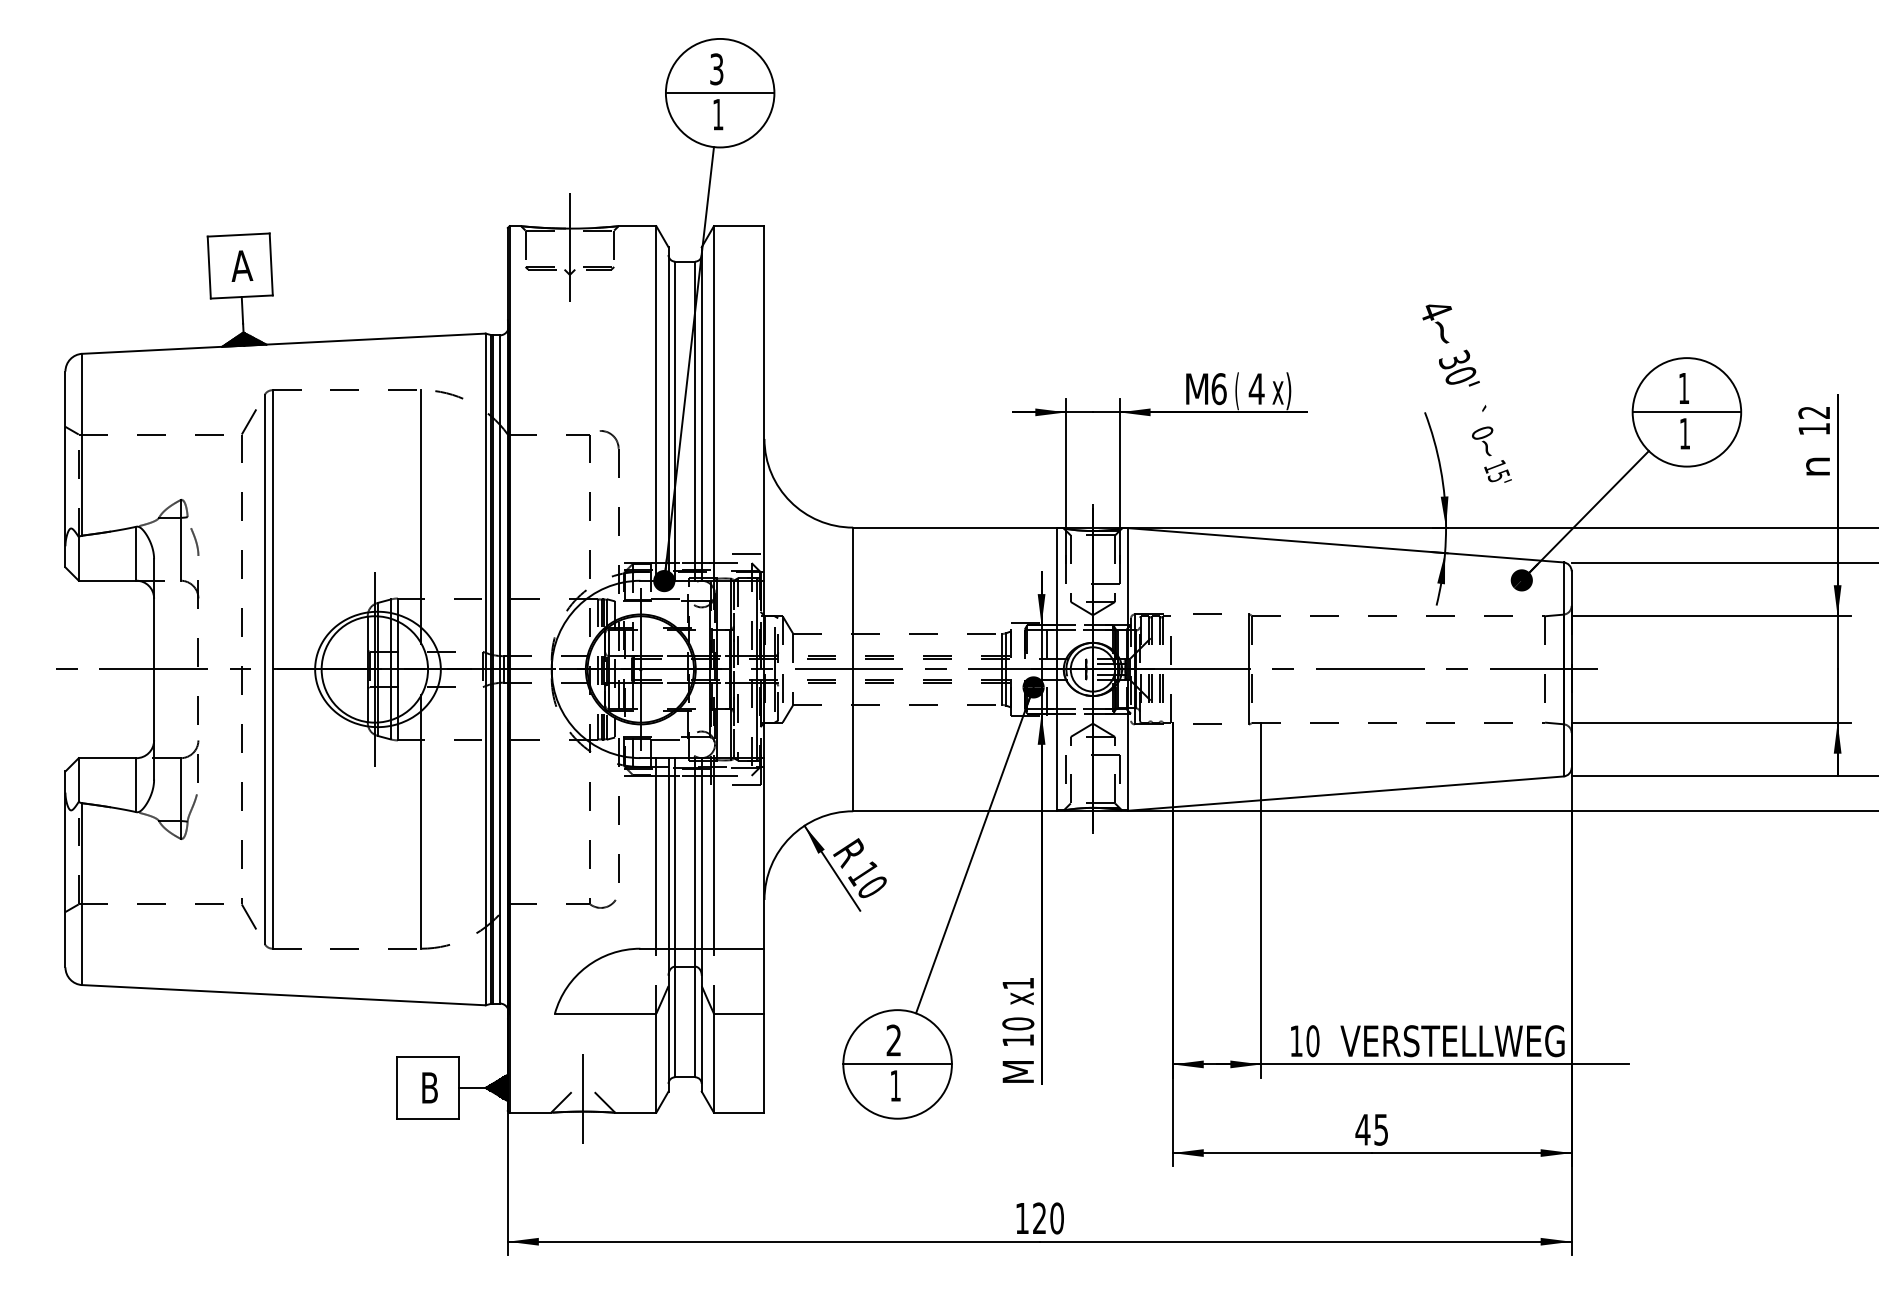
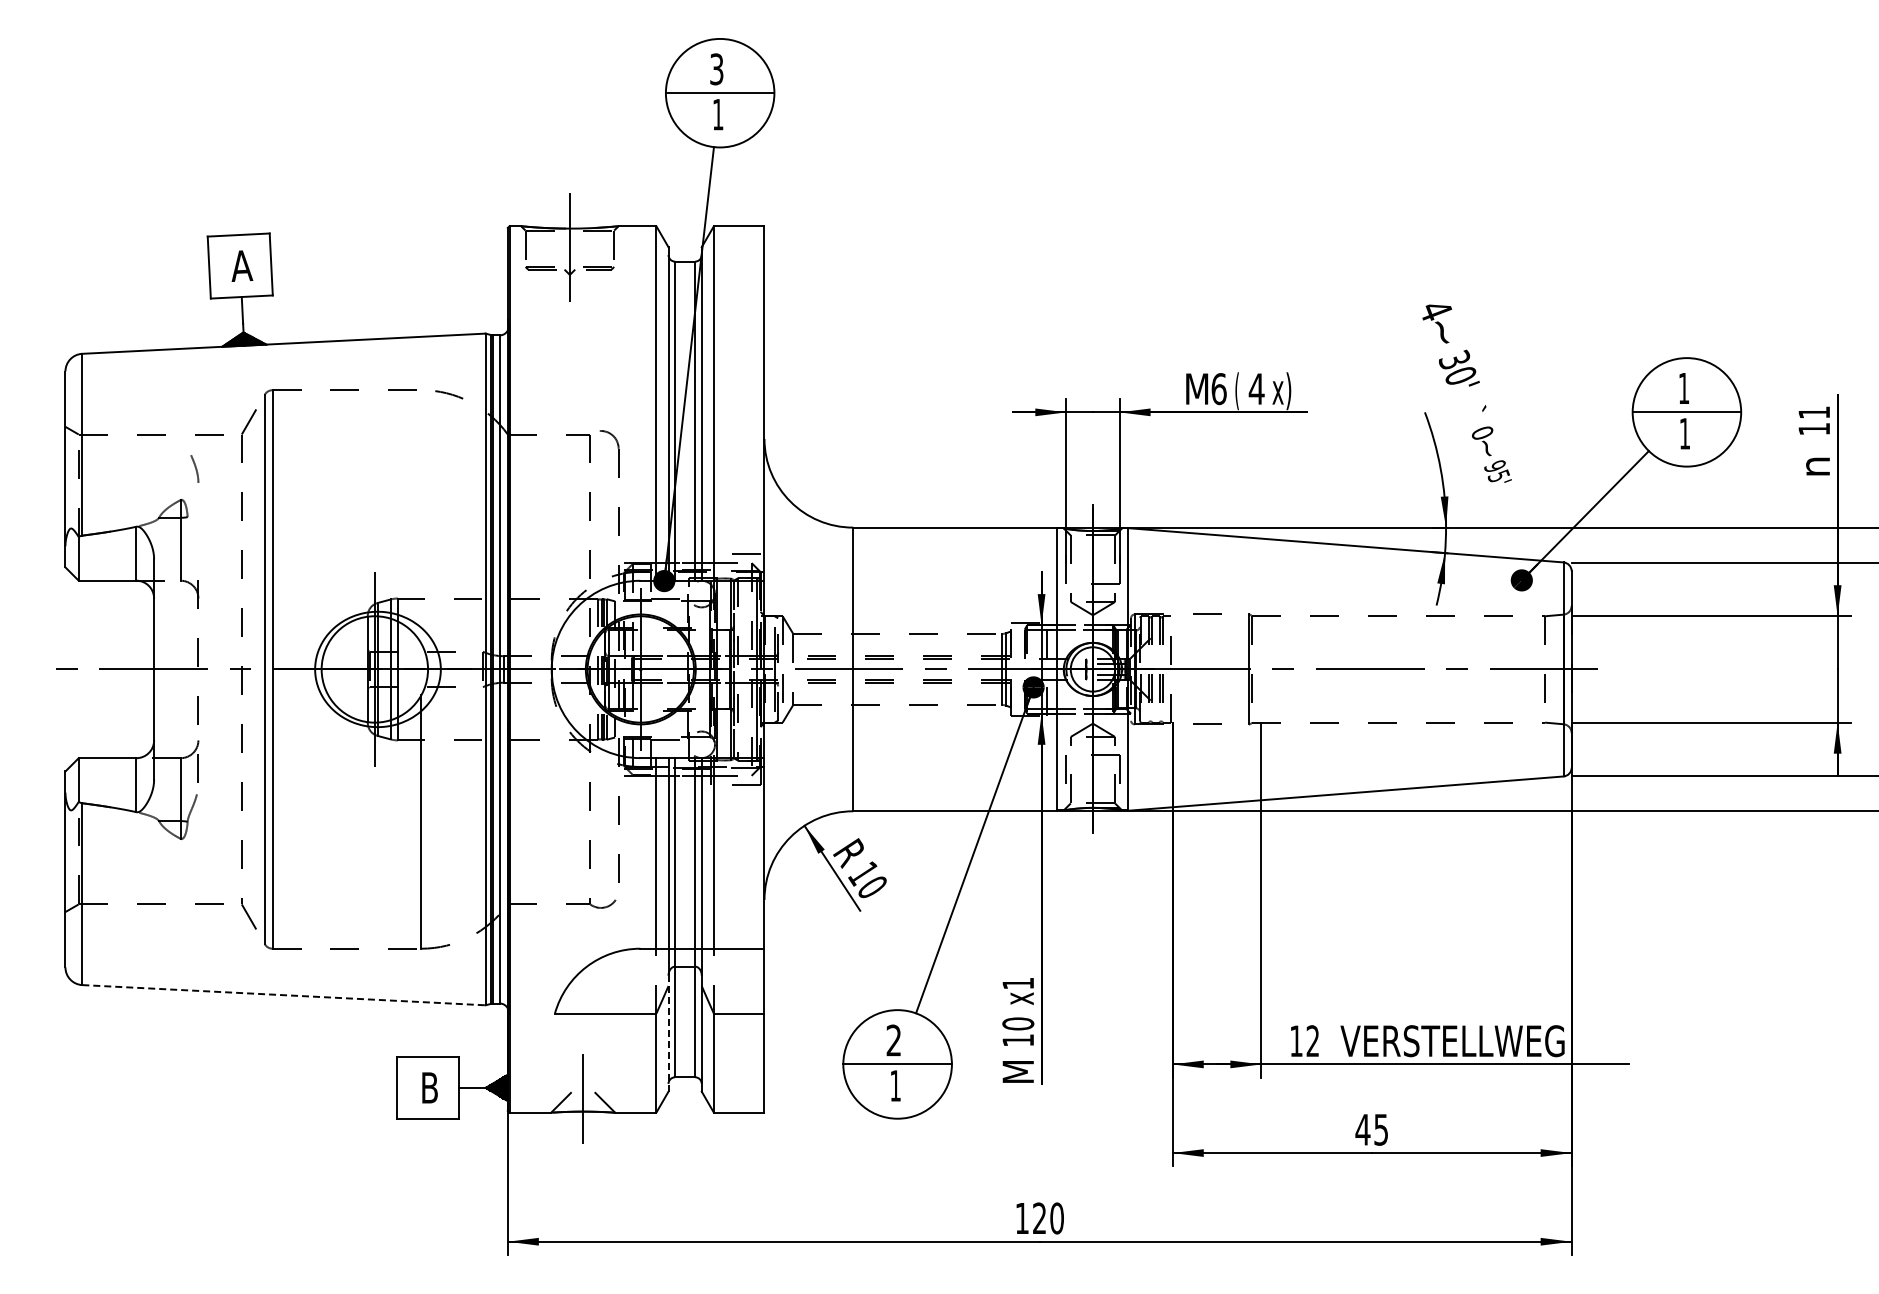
text: 12 -> 11 (1813, 412)
text: 15' -> 95' (1494, 466)
line: present -> none (421, 516)
curve position: (194, 540) -> (194, 467) (194, 467)
line: solid -> dashed (283, 995)
line: solid -> dashed (668, 1033)
text: 10 -> 12 (1312, 1041)
